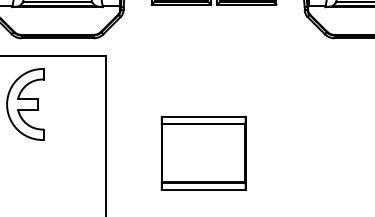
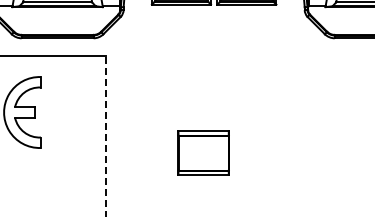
part position: (25, 104) -> (22, 112) (22, 112)
line: solid -> dashed (106, 135)
part size: 87x76 px -> 53x46 px (203, 152)
